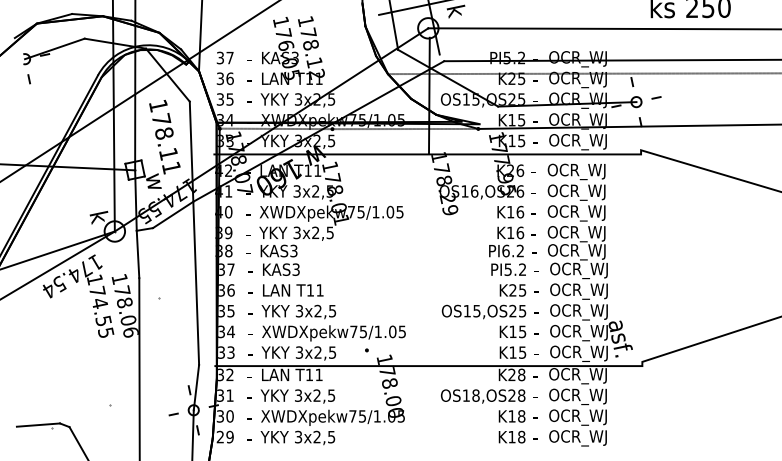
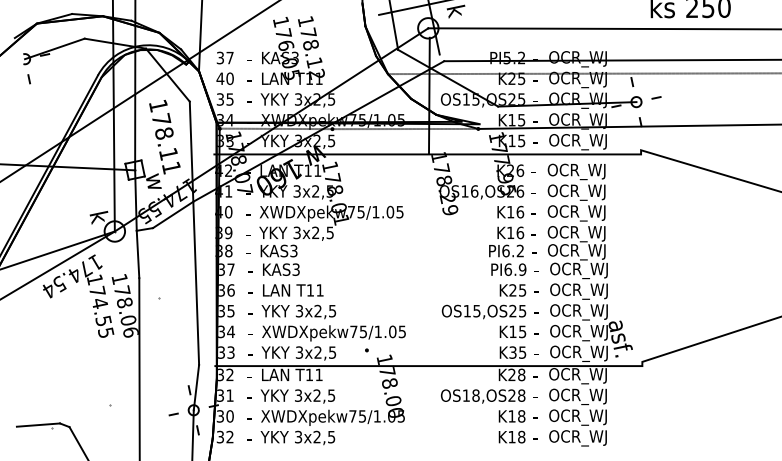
text: 36 -> 40 (224, 78)
text: PI5.2 -> PI6.9 (515, 269)
text: K15 -> K35 (512, 352)
text: 29 -> 32 (224, 437)
